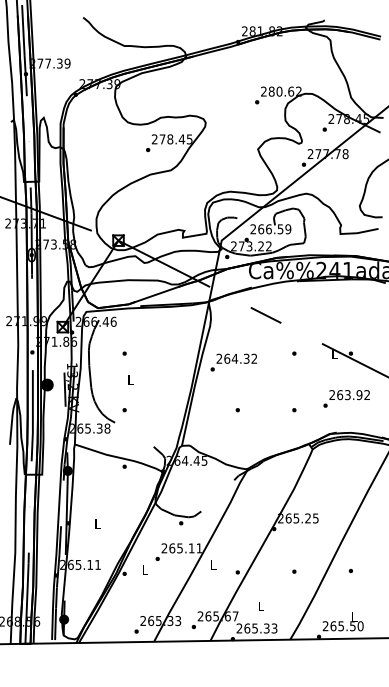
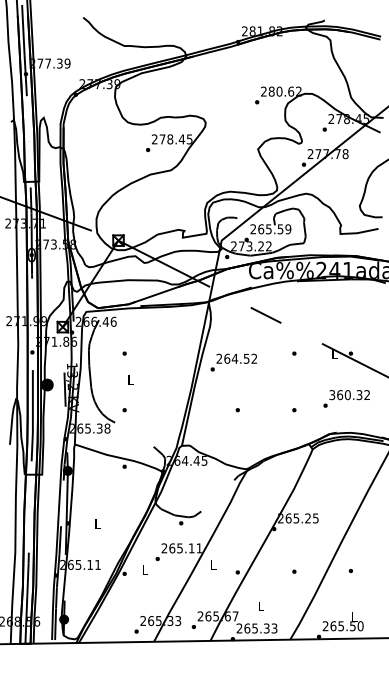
text: 266.59 -> 265.59 (268, 229)
text: 264.32 -> 264.52 (246, 357)
text: 263.92 -> 360.32 (345, 395)
